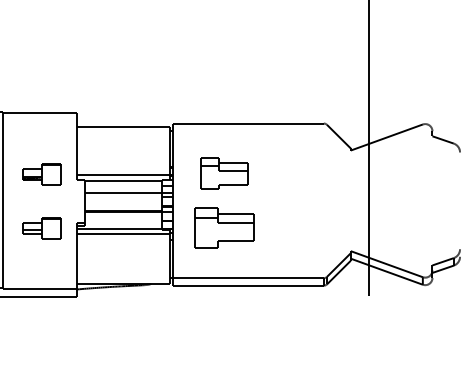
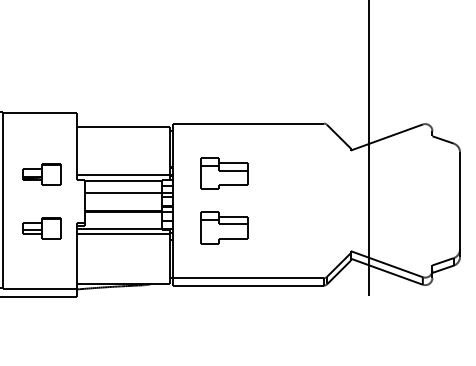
line: none -> present (460, 204)
part size: 61x42 px -> 49x34 px (224, 227)
